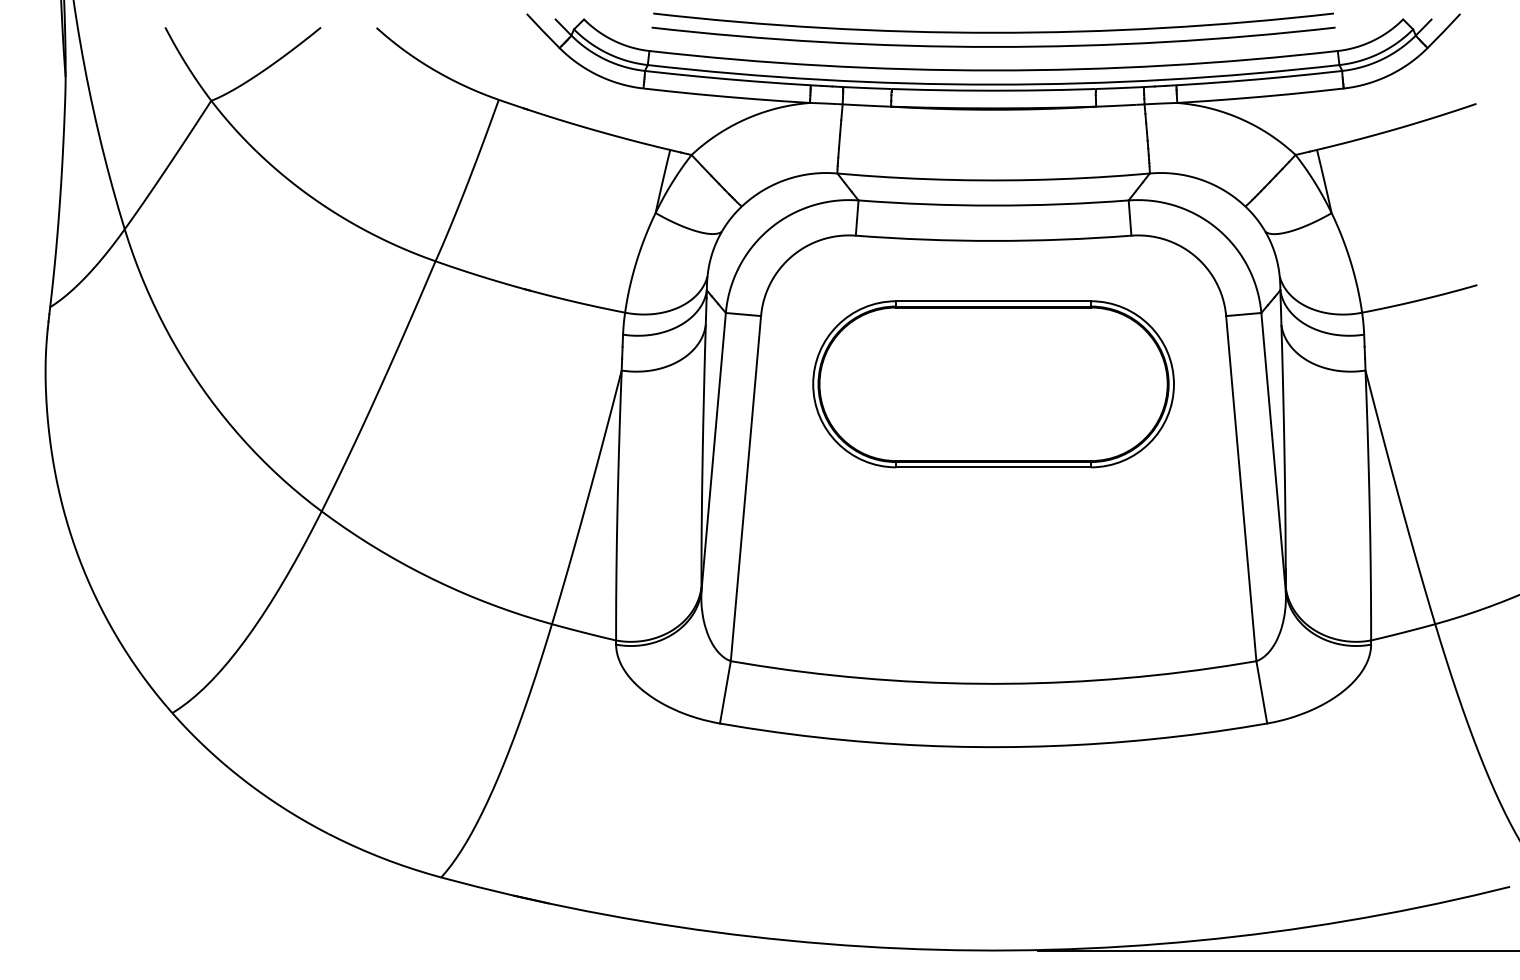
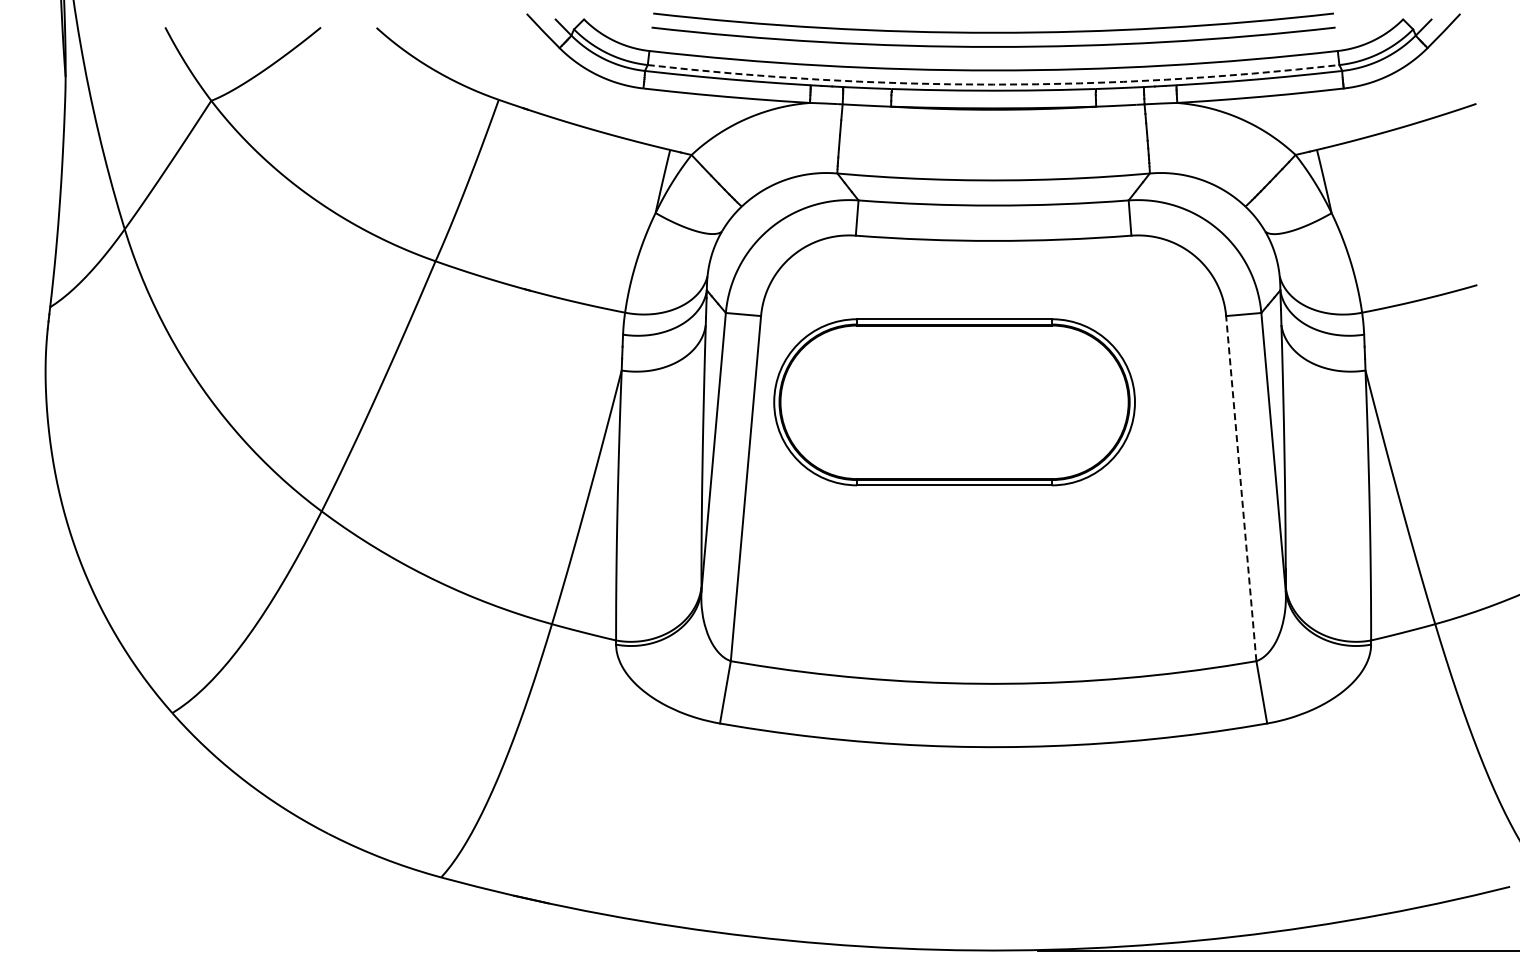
arc: solid -> dashed (993, 84)
part position: (993, 384) -> (954, 402) (954, 402)
line: solid -> dashed (1241, 488)
